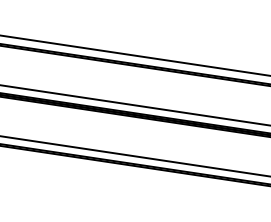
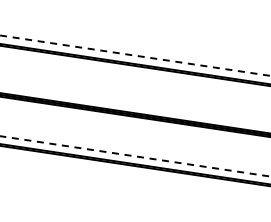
line: solid -> dashed (136, 55)
line: present -> none (134, 105)
line: solid -> dashed (135, 156)
